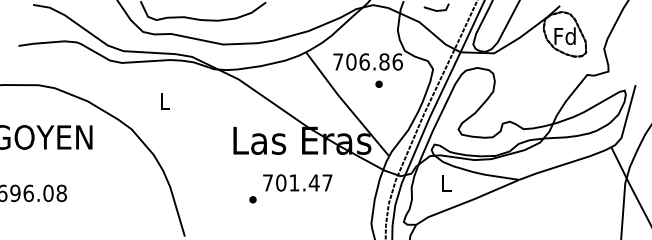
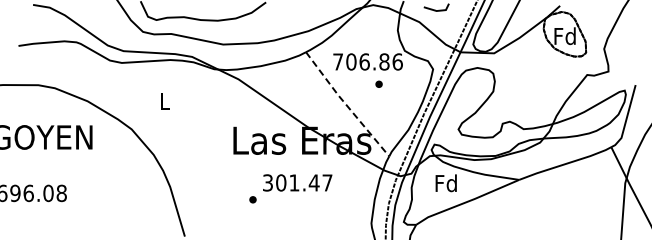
line: solid -> dashed (346, 105)
text: 701.47 -> 301.47 (267, 182)
text: L -> Fd (445, 183)
